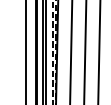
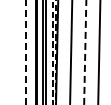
line: solid -> dashed (85, 52)
line: solid -> dashed (26, 53)
